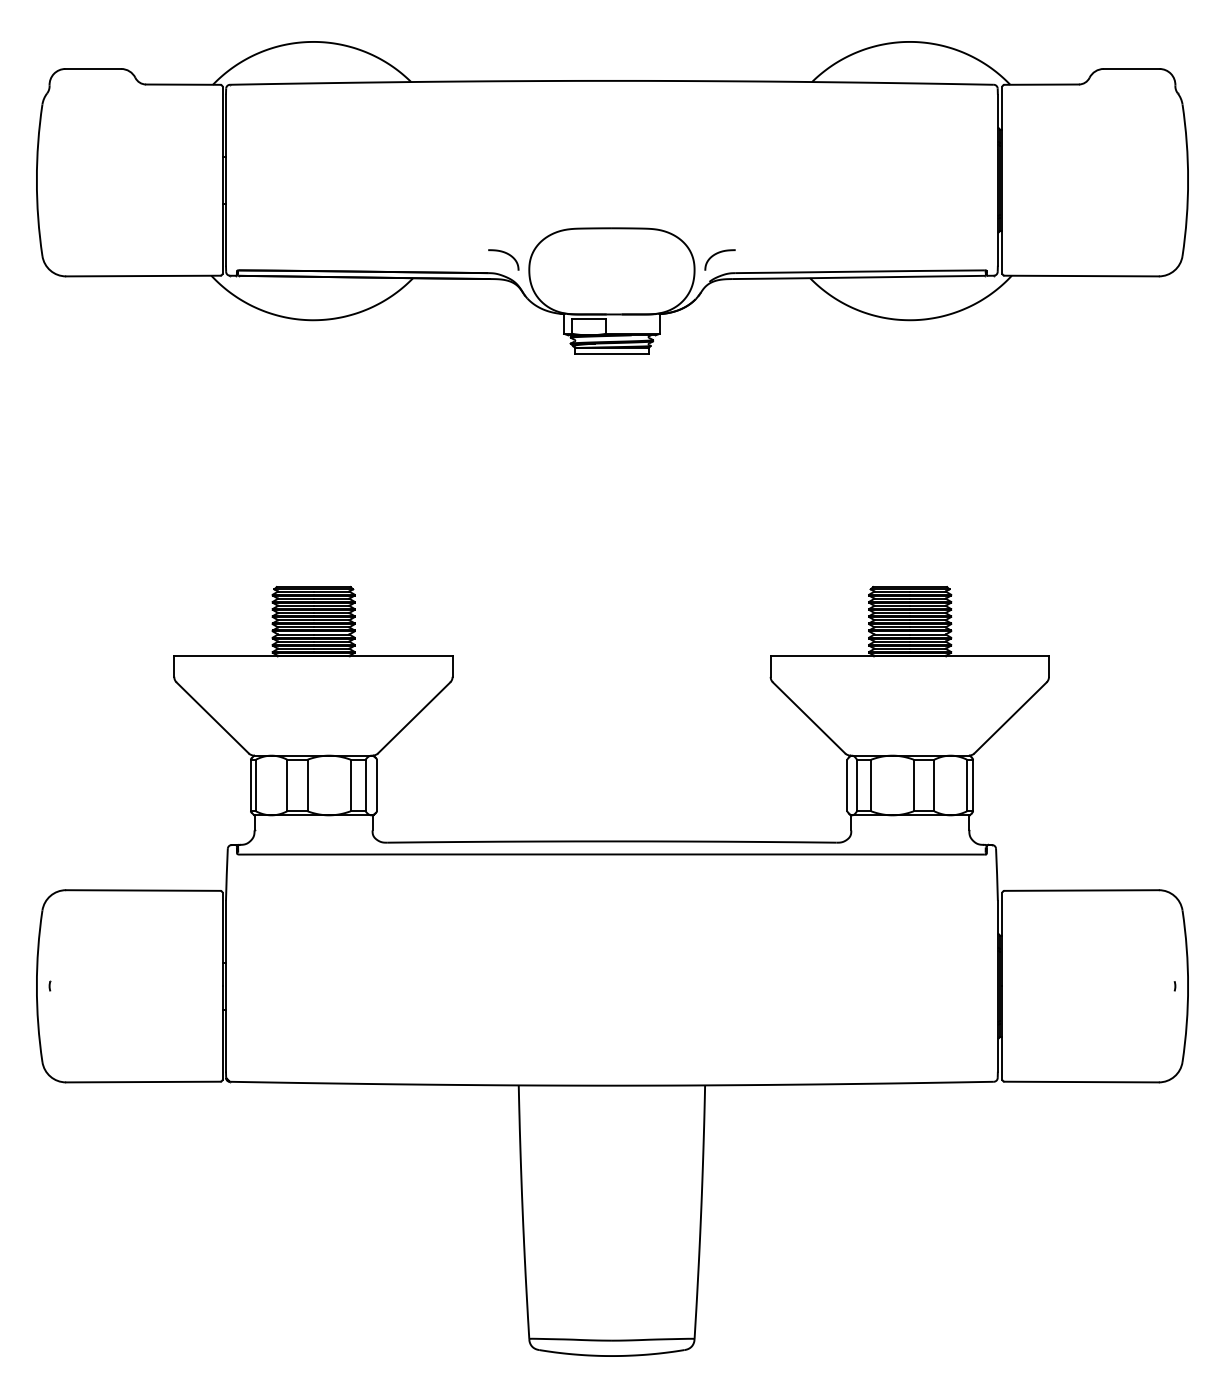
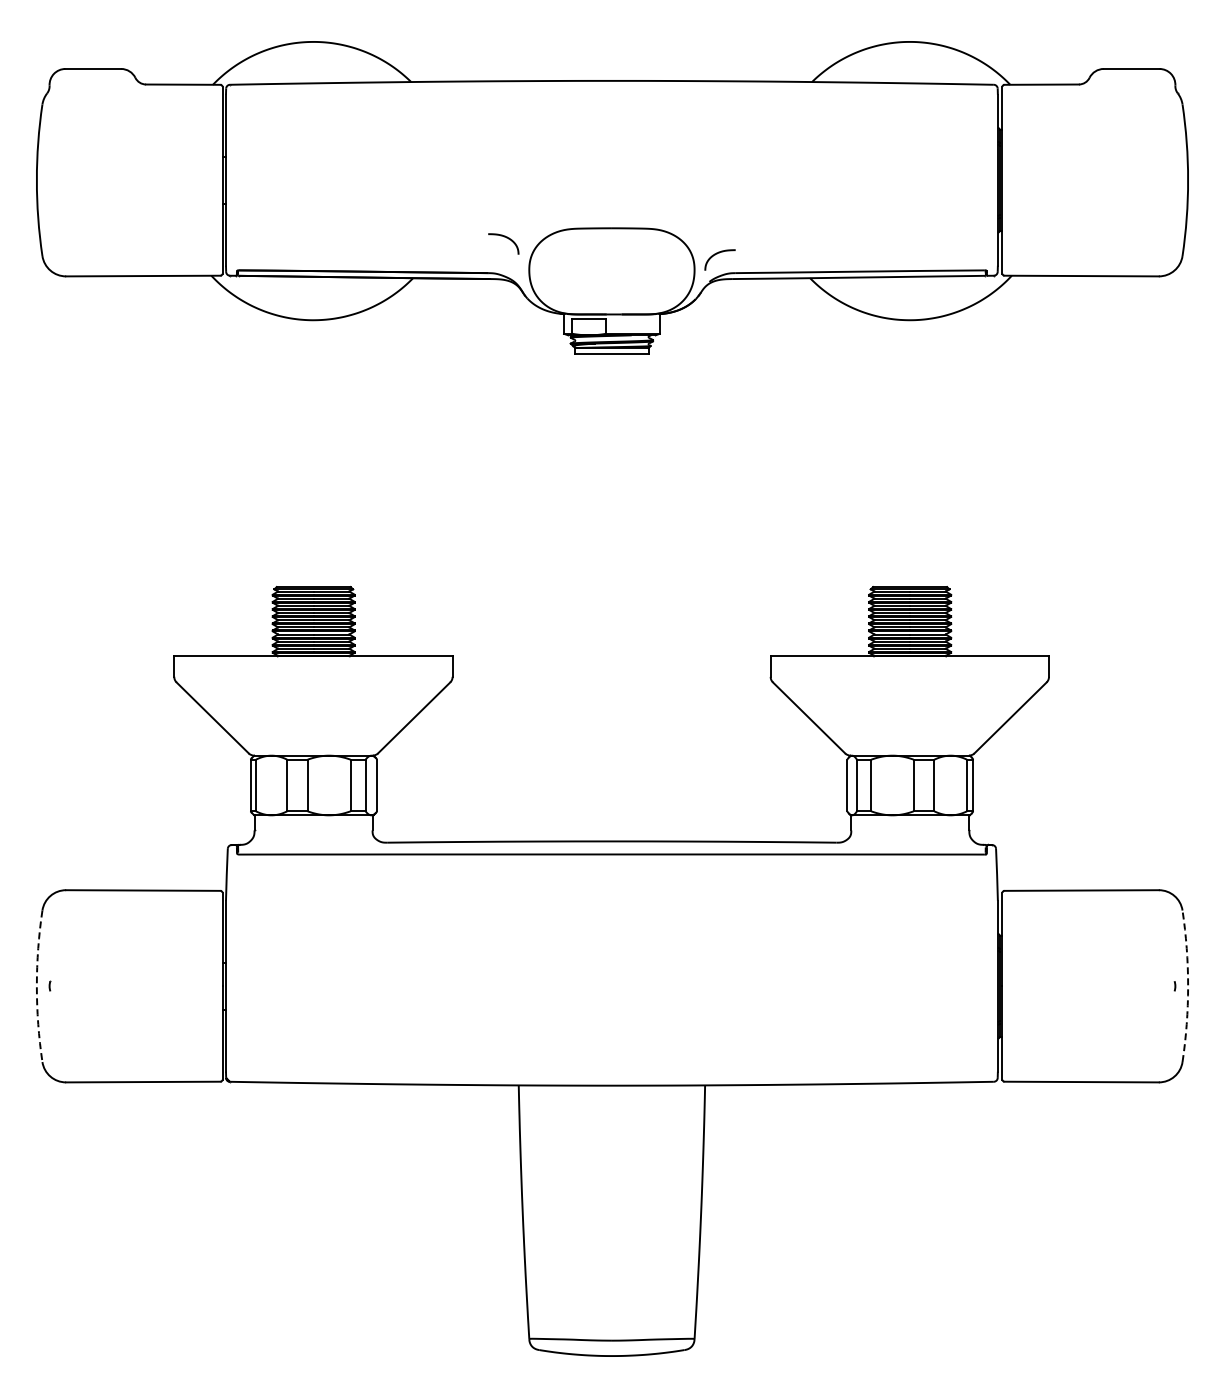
curve position: (506, 254) -> (506, 238) (506, 238)
arc: solid -> dashed (36, 986)
arc: solid -> dashed (1188, 986)
